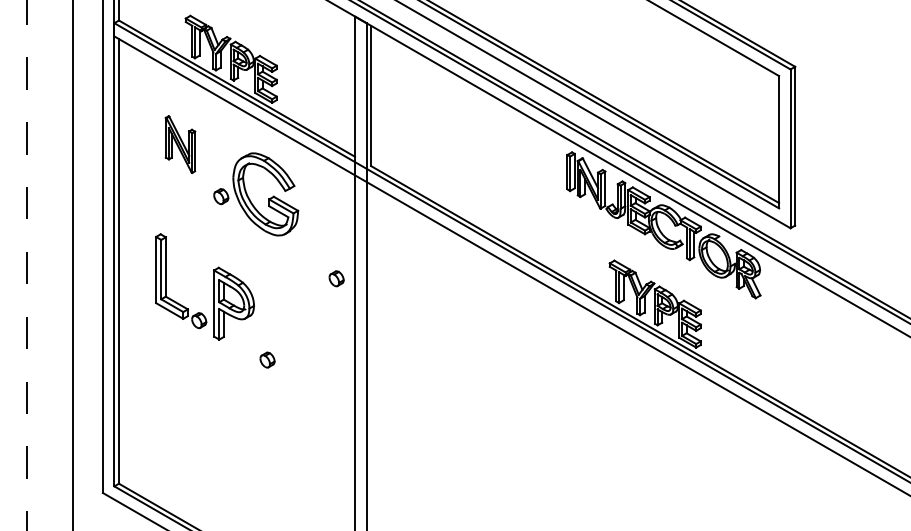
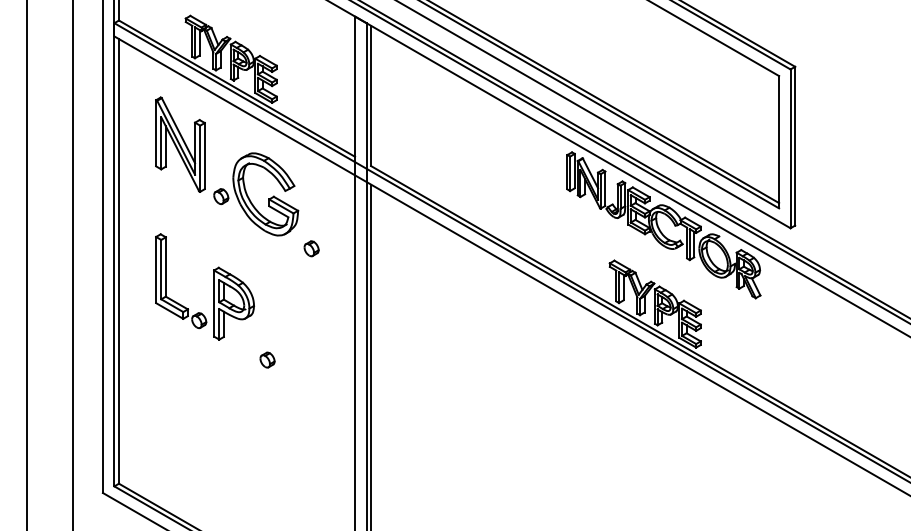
part size: 33x59 px -> 51x97 px (180, 144)
line: dashed -> solid (27, 266)
part position: (336, 278) -> (311, 248) (311, 248)
line: none -> present (371, 355)
